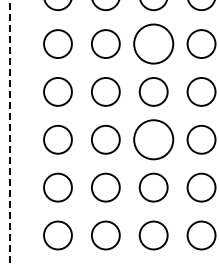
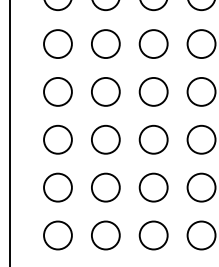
circle diameter: 39 px -> 28 px (153, 44)
line: dashed -> solid (10, 133)
circle diameter: 39 px -> 28 px (153, 139)
